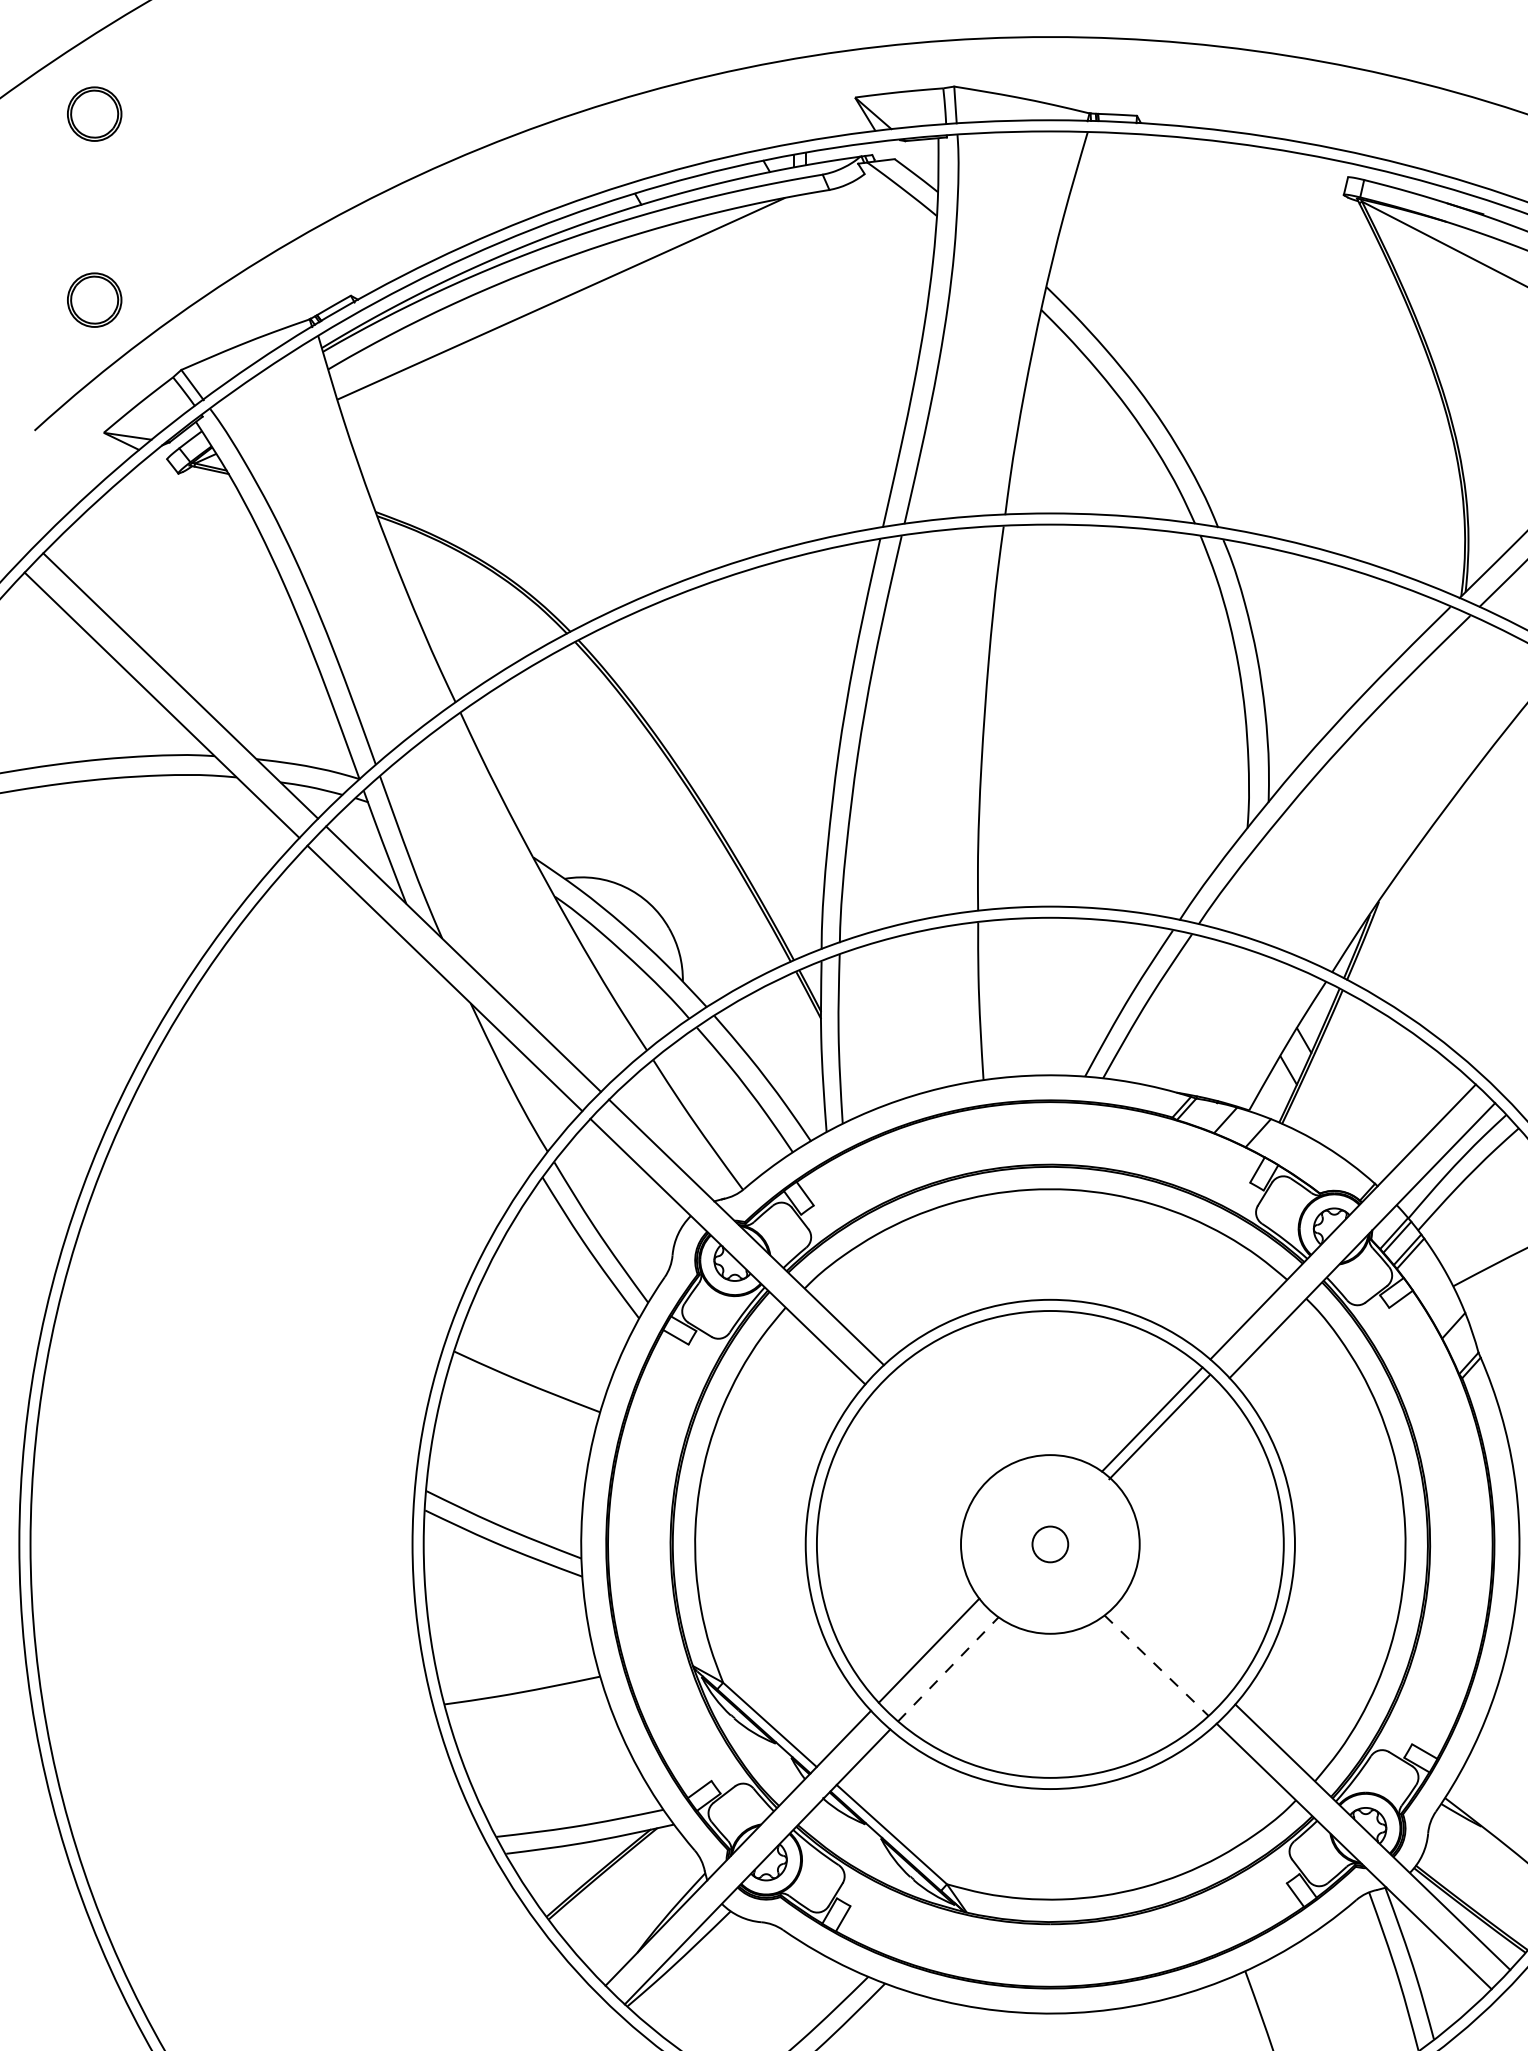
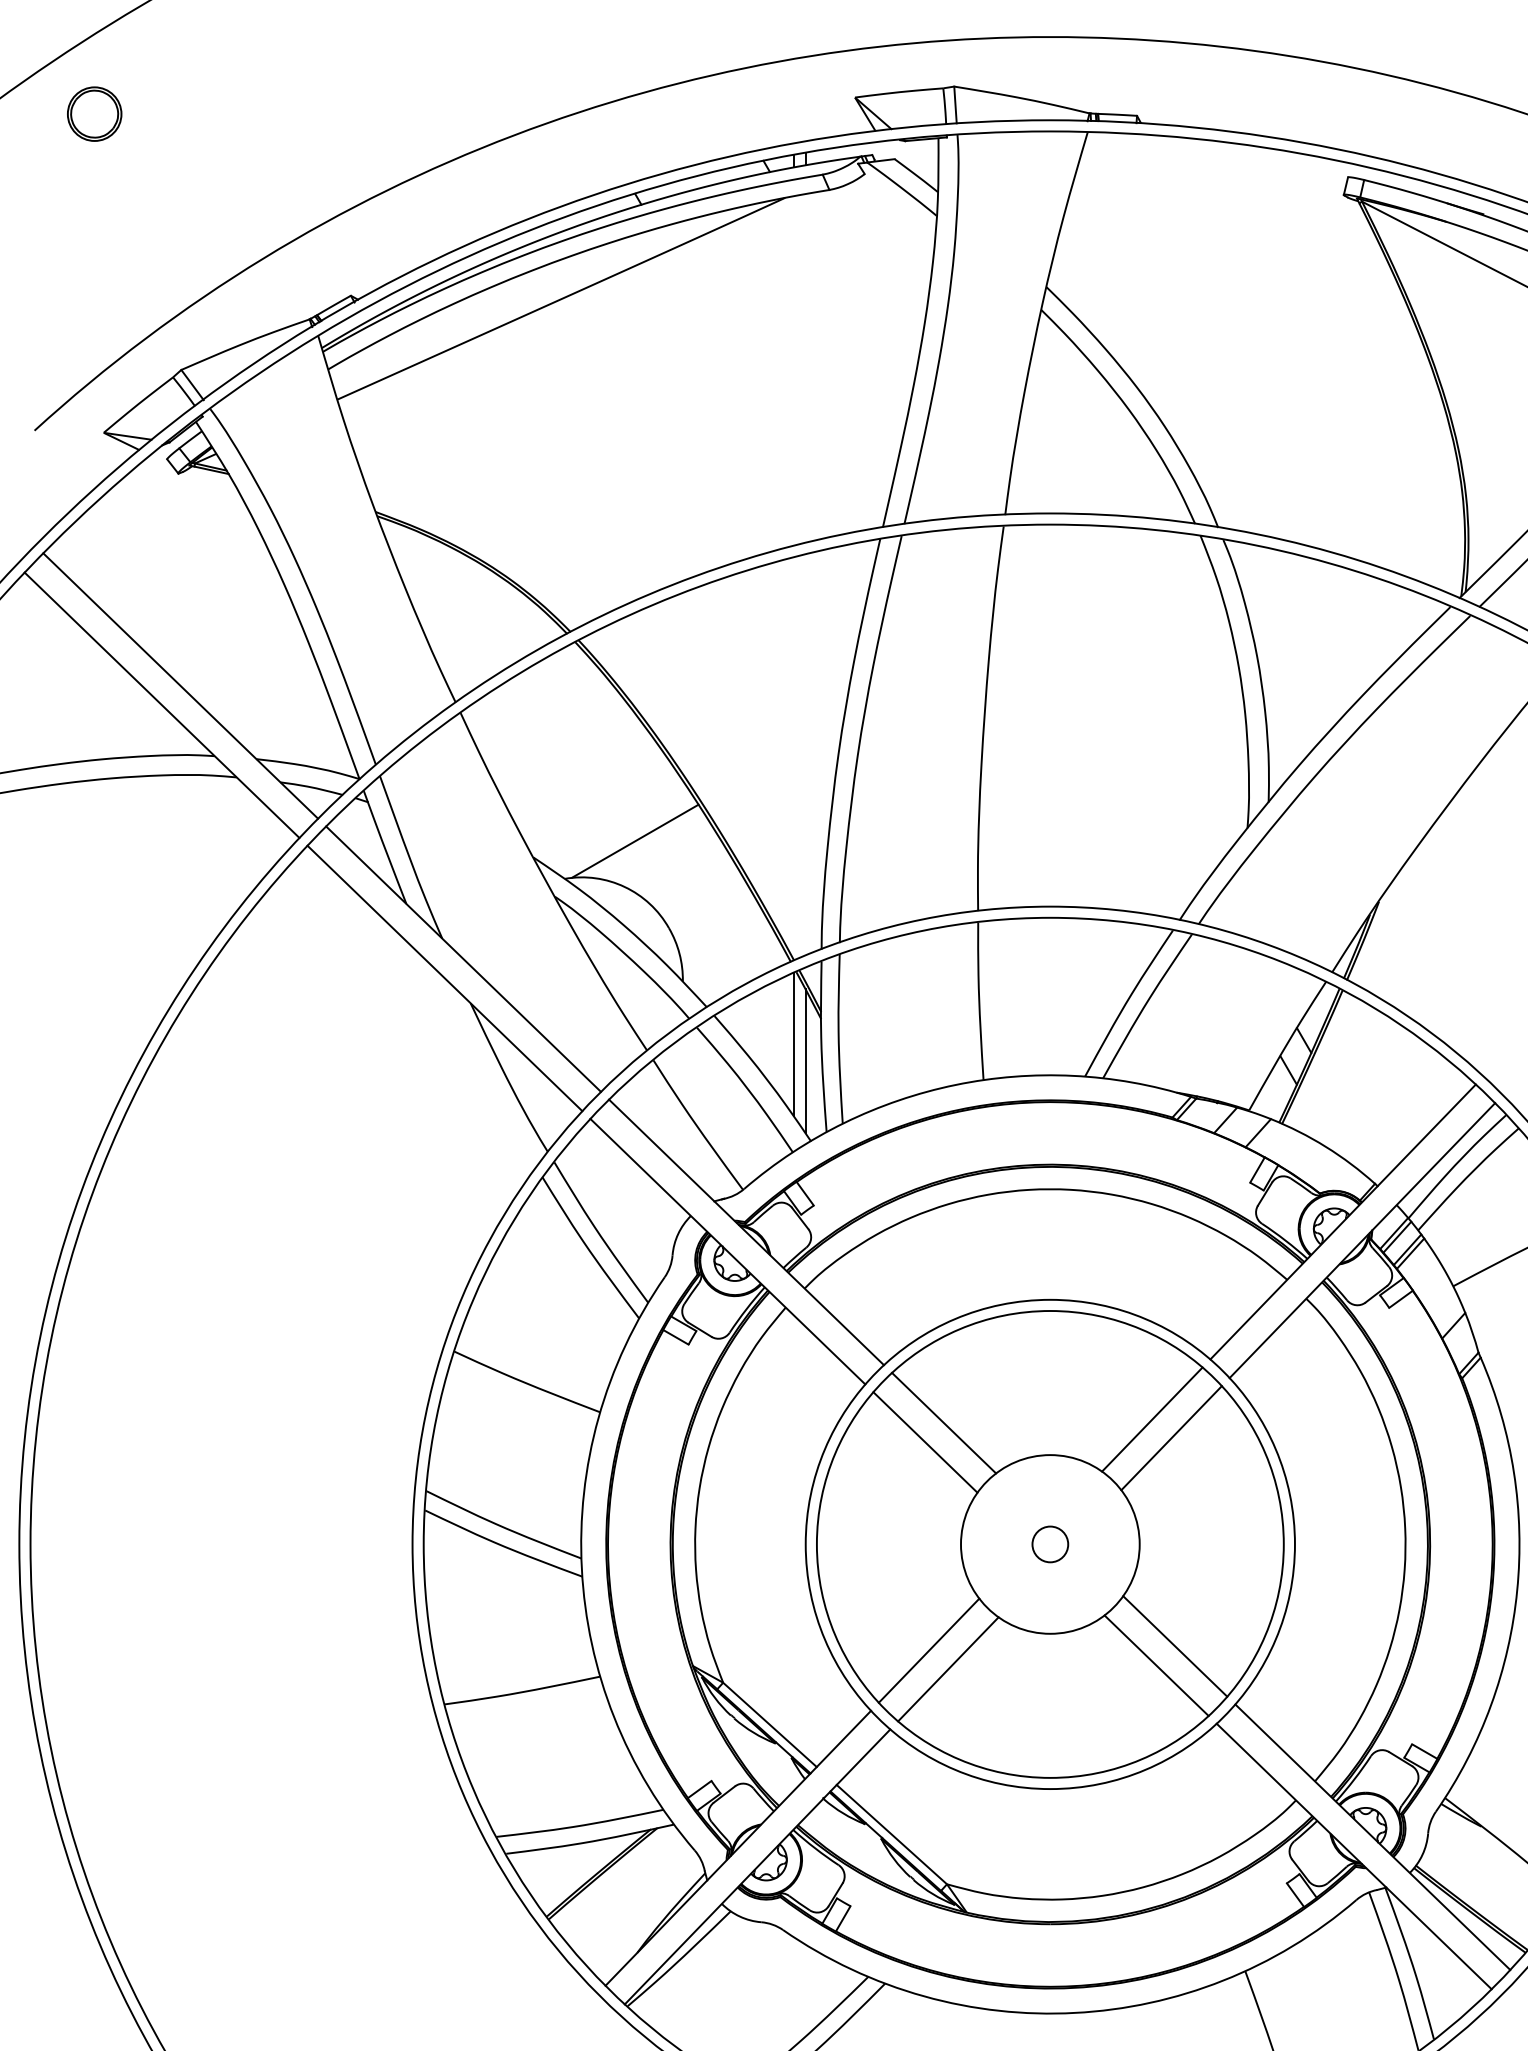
part: present -> none (94, 299)
line: none -> present (634, 840)
line: none -> present (793, 1044)
line: none -> present (805, 1061)
line: none -> present (944, 1422)
line position: (1159, 1427) -> (1171, 1438) (1171, 1438)
line: none -> present (925, 1442)
line: none -> present (1175, 1646)
line: dashed -> solid (1157, 1666)
line: dashed -> solid (948, 1669)
